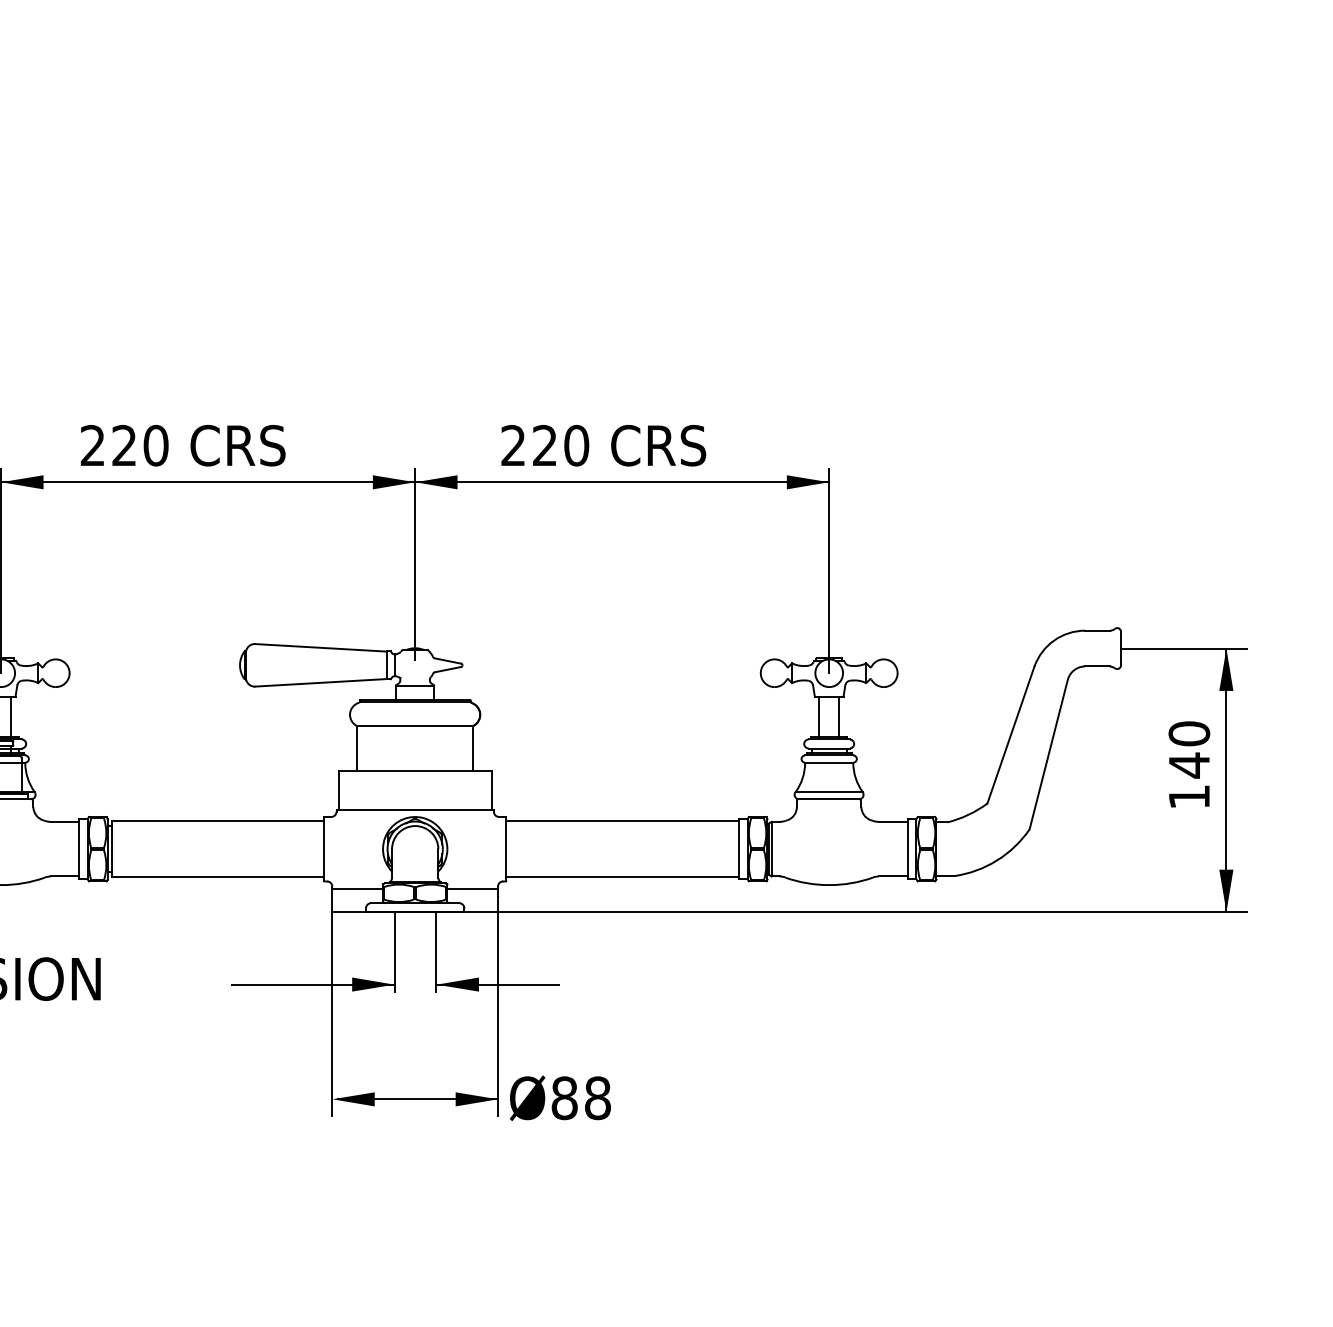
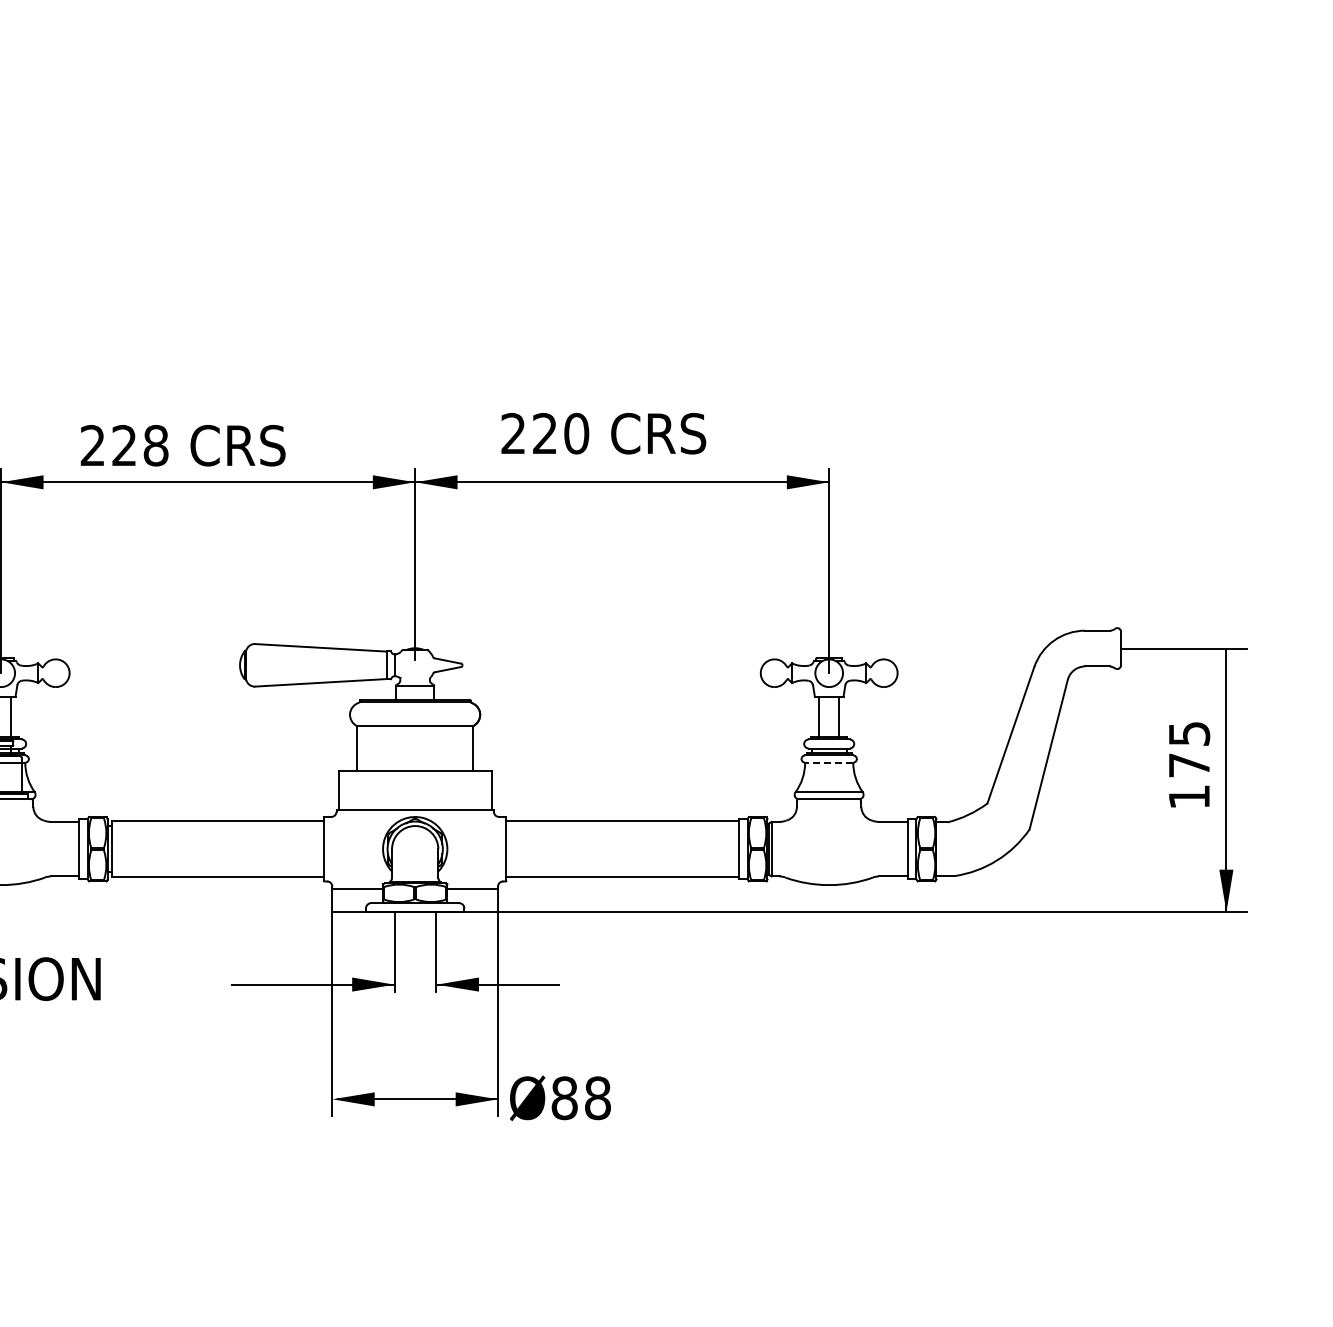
text: 220 -> 228 (155, 445)
text position: (603, 445) -> (603, 433) (603, 433)
fill: present -> none (1226, 669)
text: 140 -> 175 (1189, 749)
line: solid -> dashed (828, 762)
